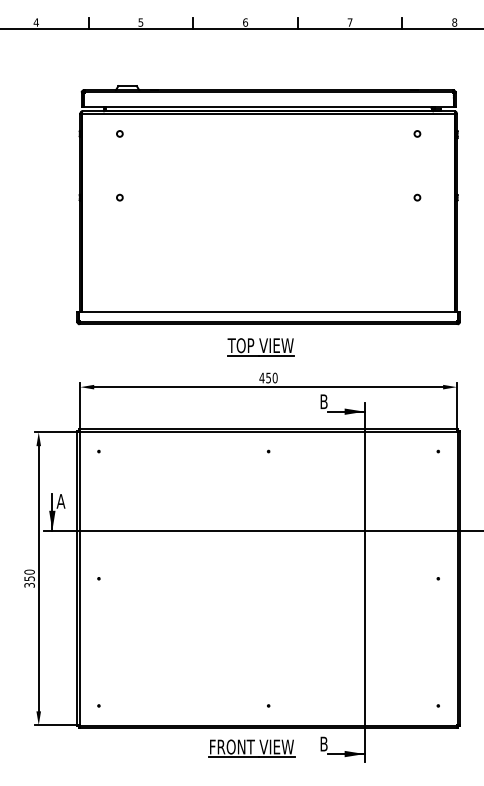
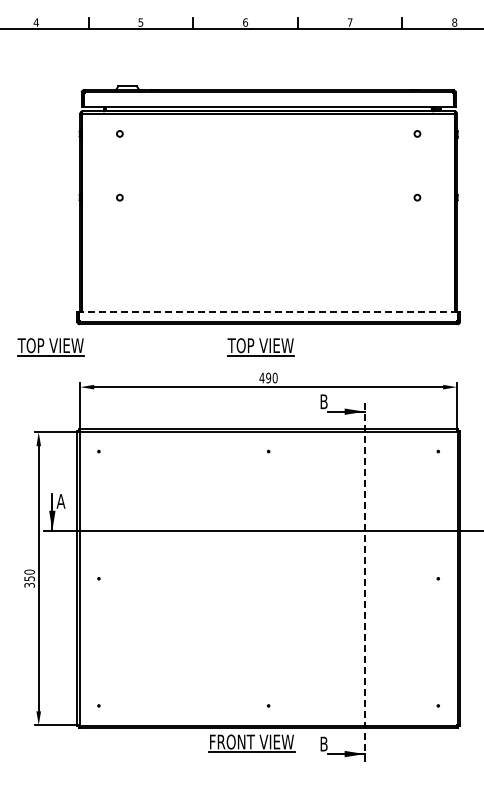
line: solid -> dashed (268, 311)
part: none -> present (50, 347)
text: 450 -> 490 (268, 377)
line: solid -> dashed (364, 582)
part position: (251, 748) -> (251, 743) (251, 743)
